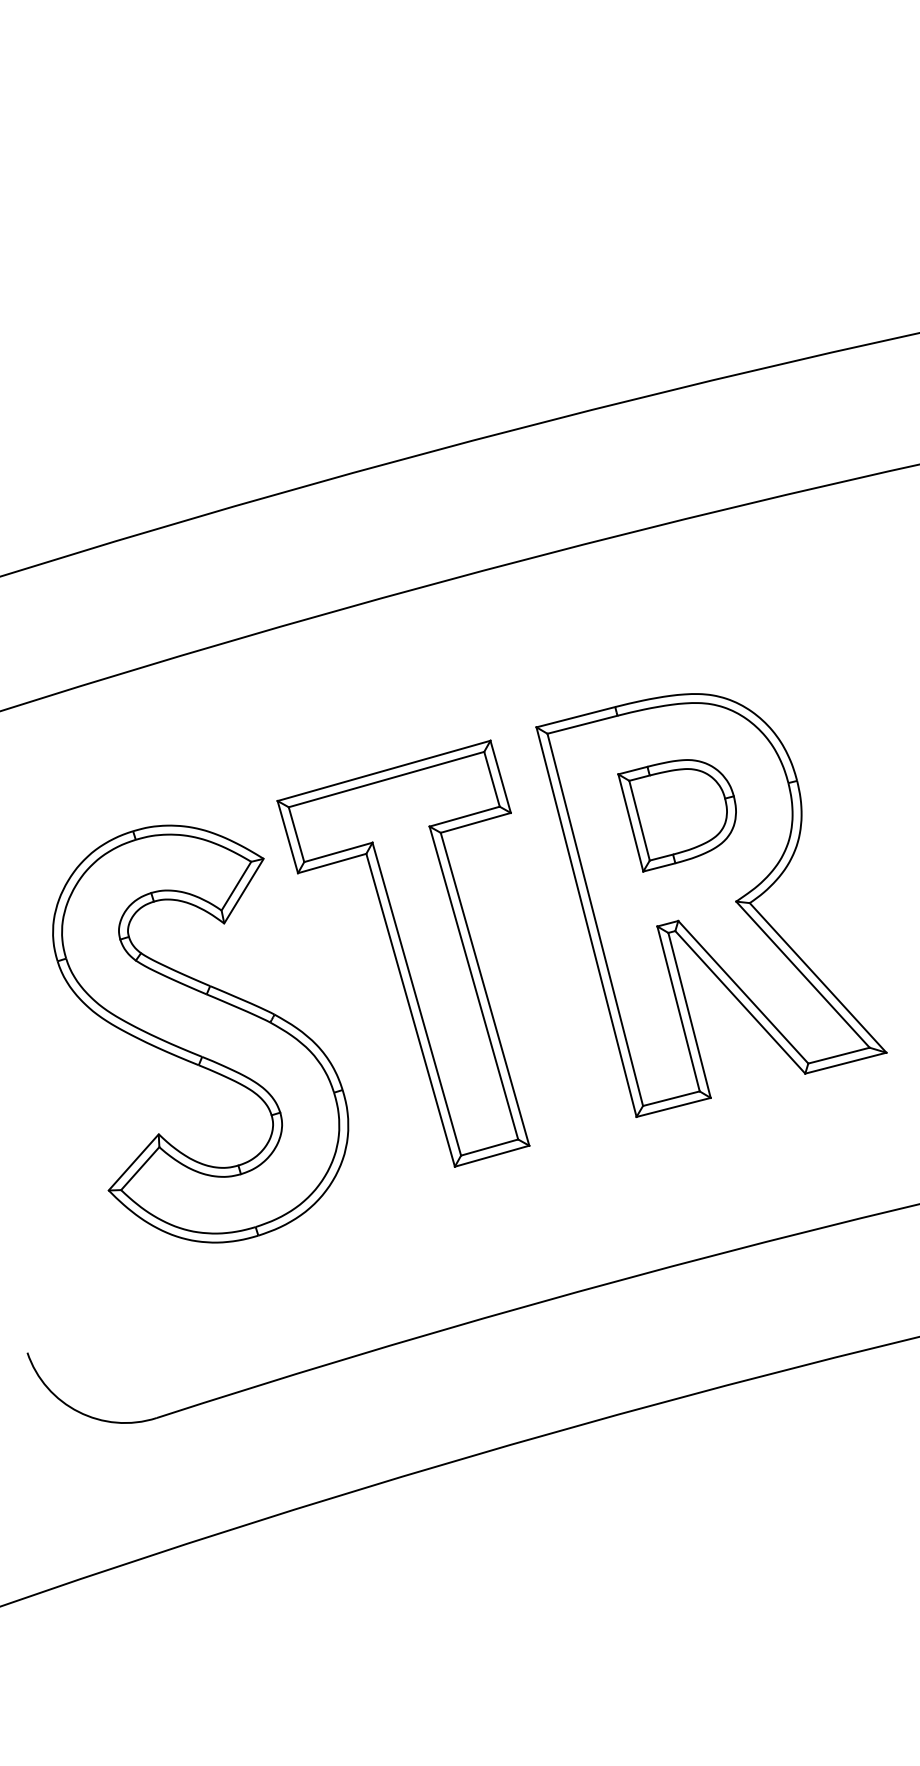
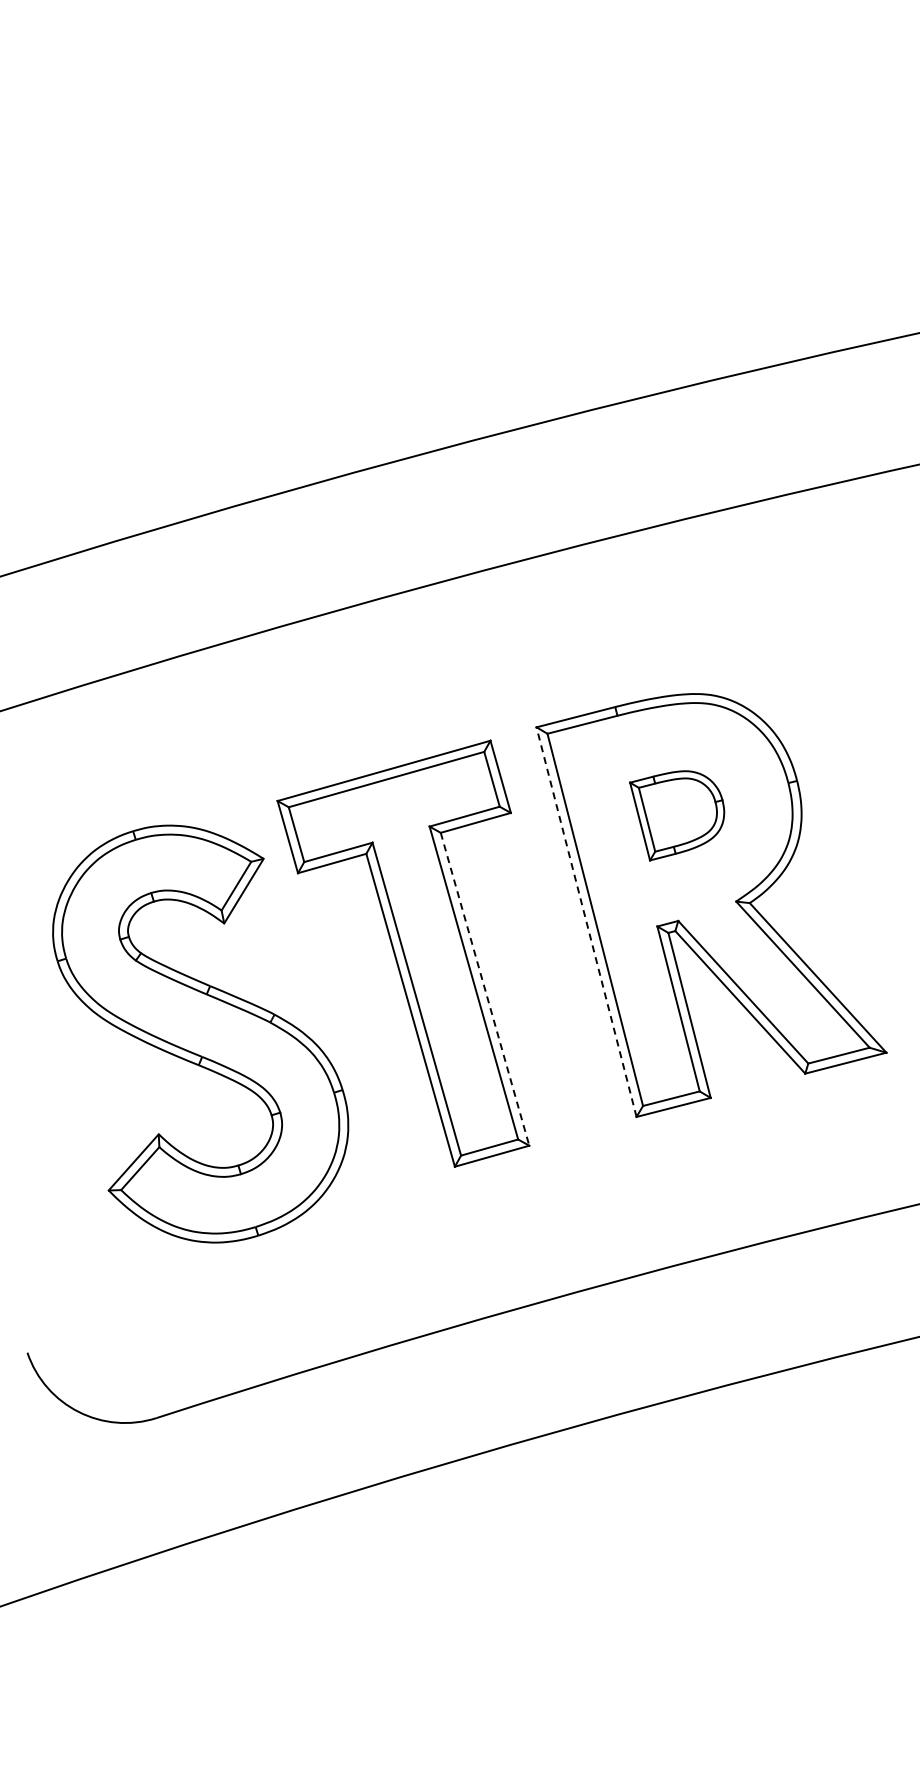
part size: 120x114 px -> 97x92 px (677, 815)
line: solid -> dashed (586, 921)
line: solid -> dashed (485, 989)
